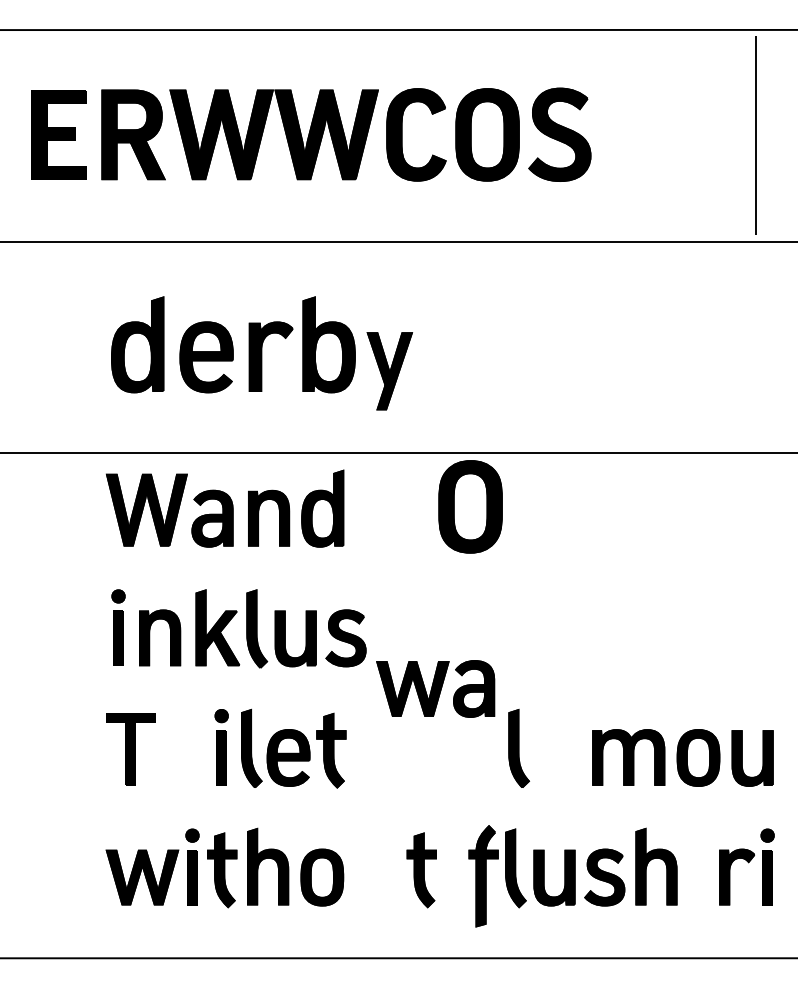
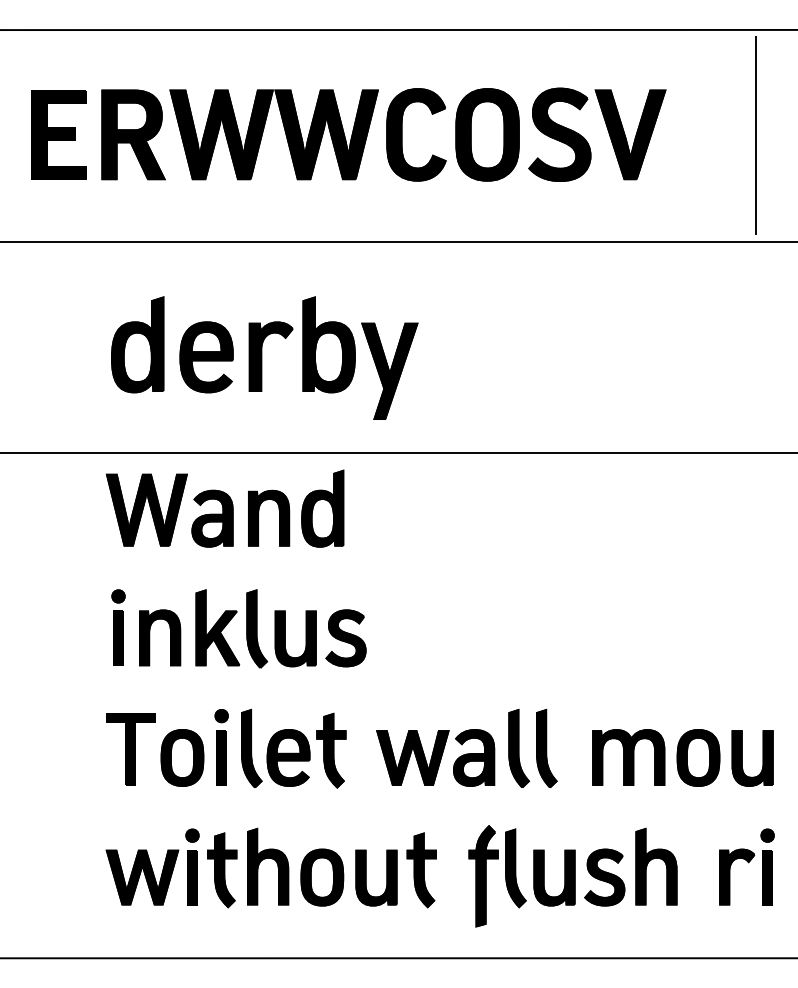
part: none -> present (630, 134)
part size: 48x79 px -> 58x98 px (389, 370)
part: present -> none (470, 506)
part position: (435, 688) -> (435, 757) (435, 757)
part: none -> present (546, 747)
part: none -> present (182, 757)
part: none -> present (366, 877)
